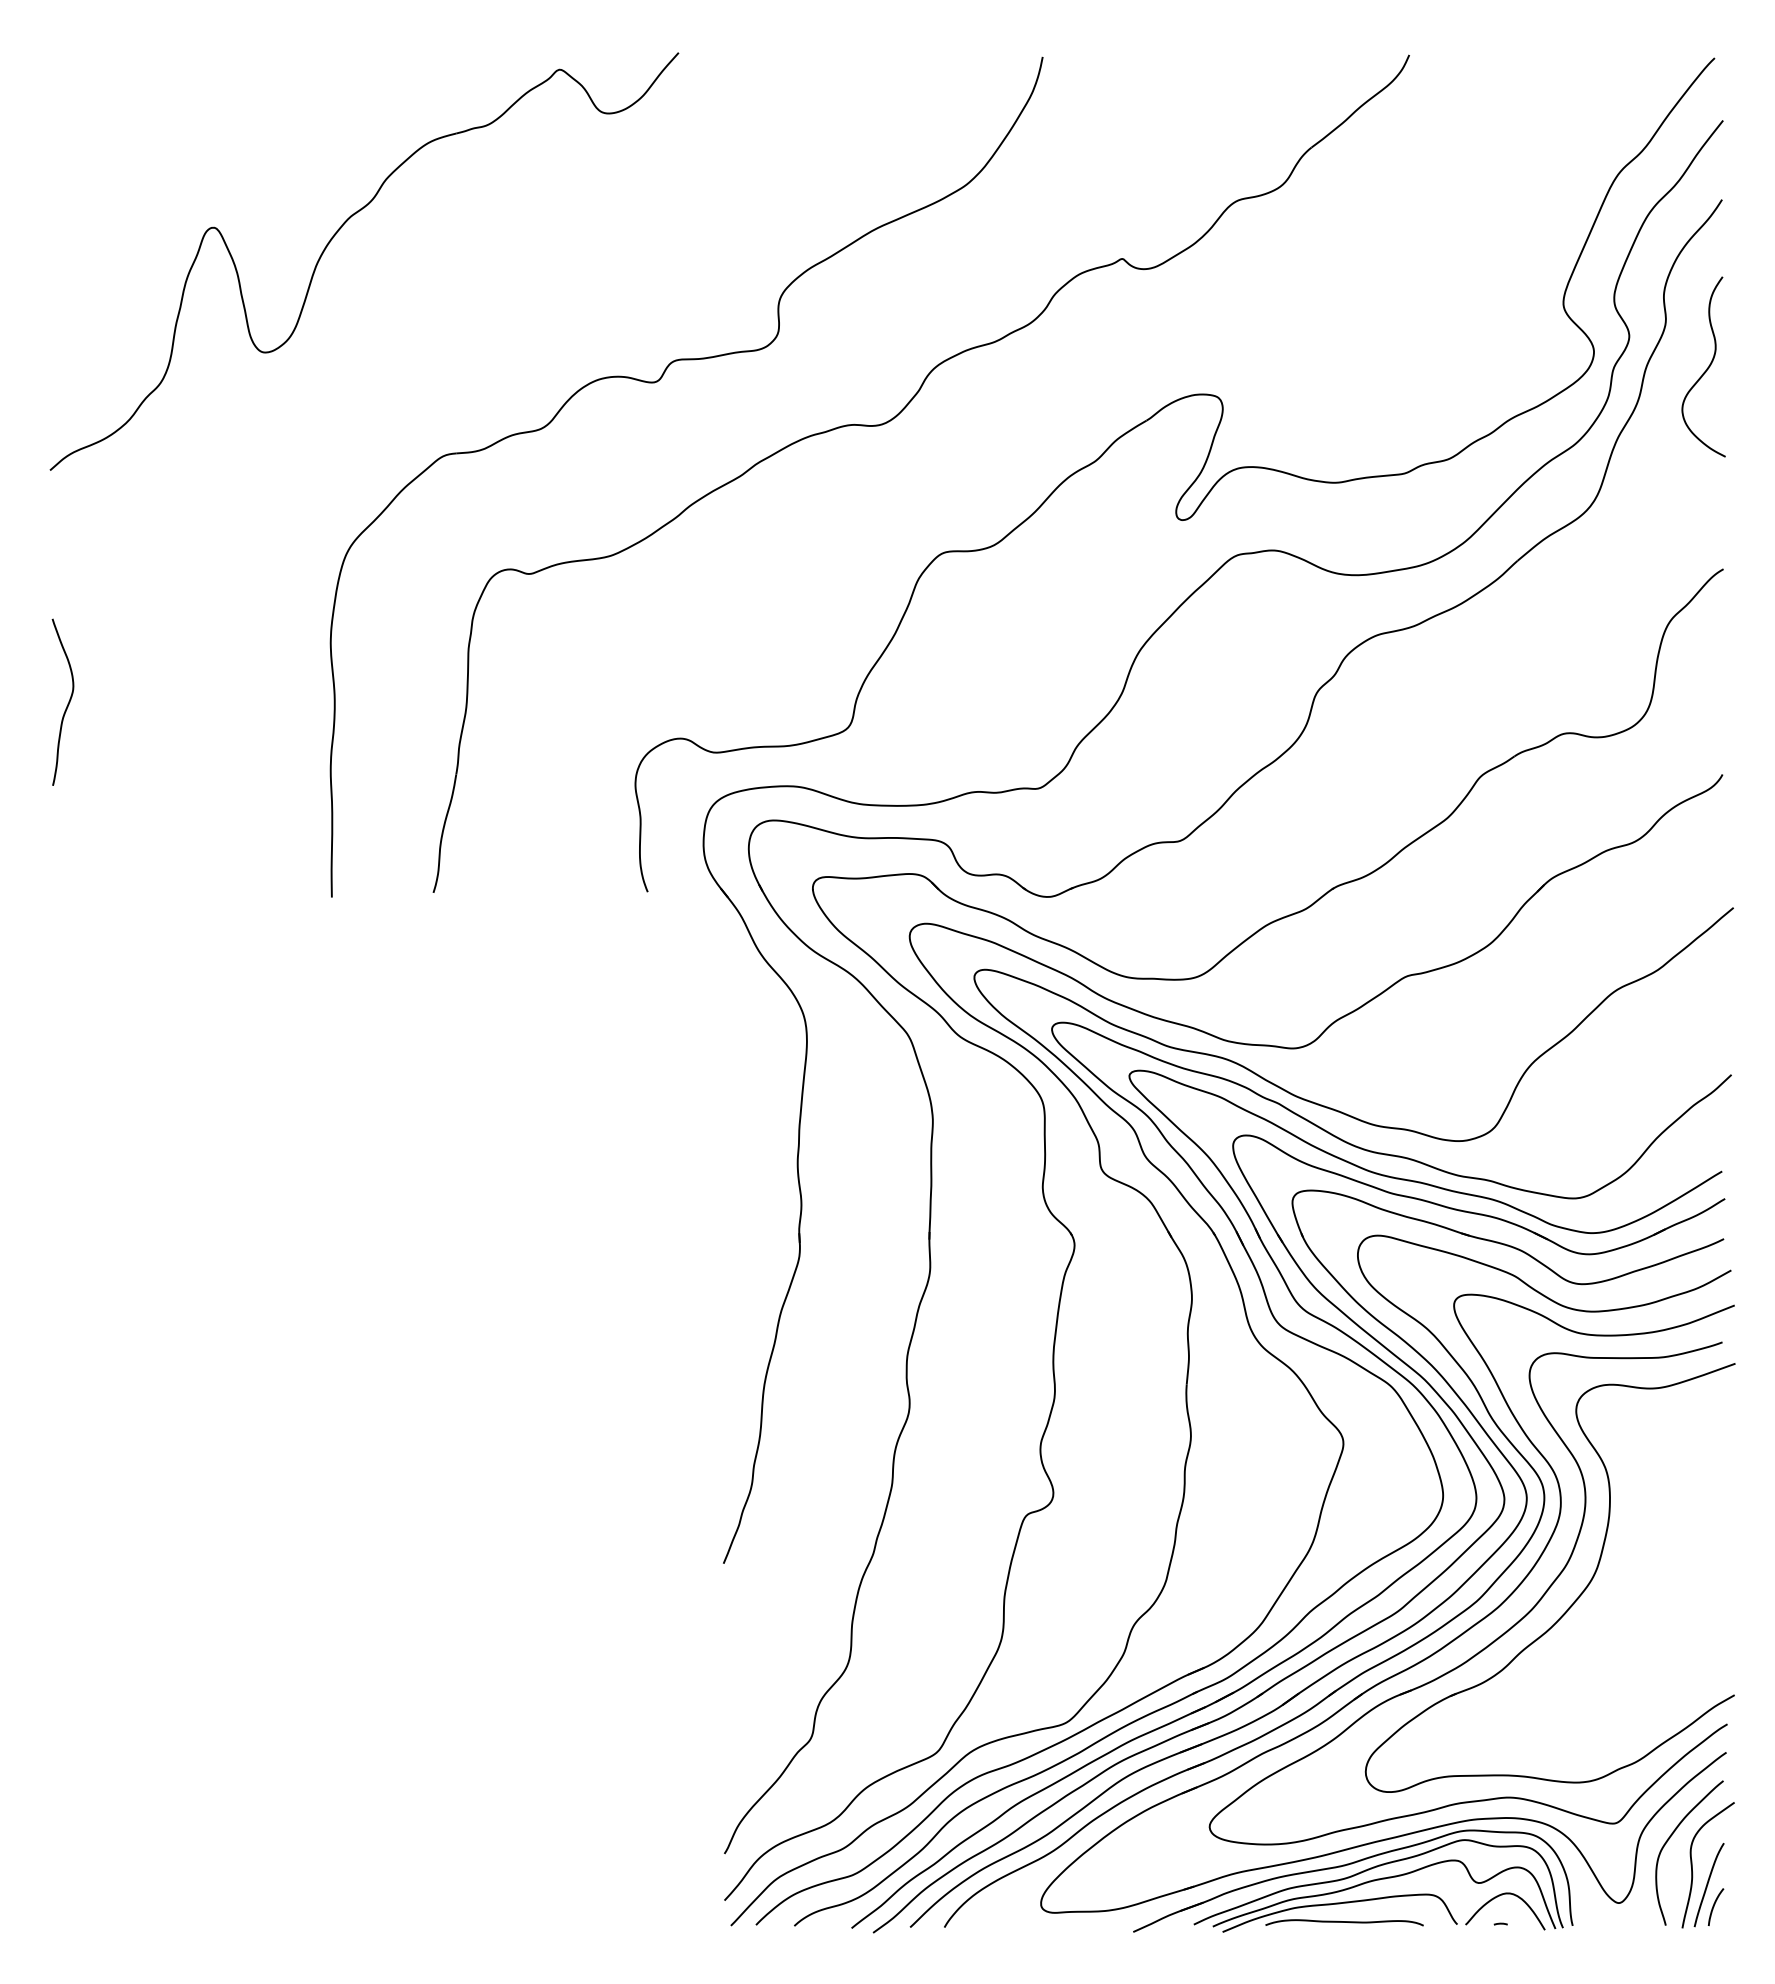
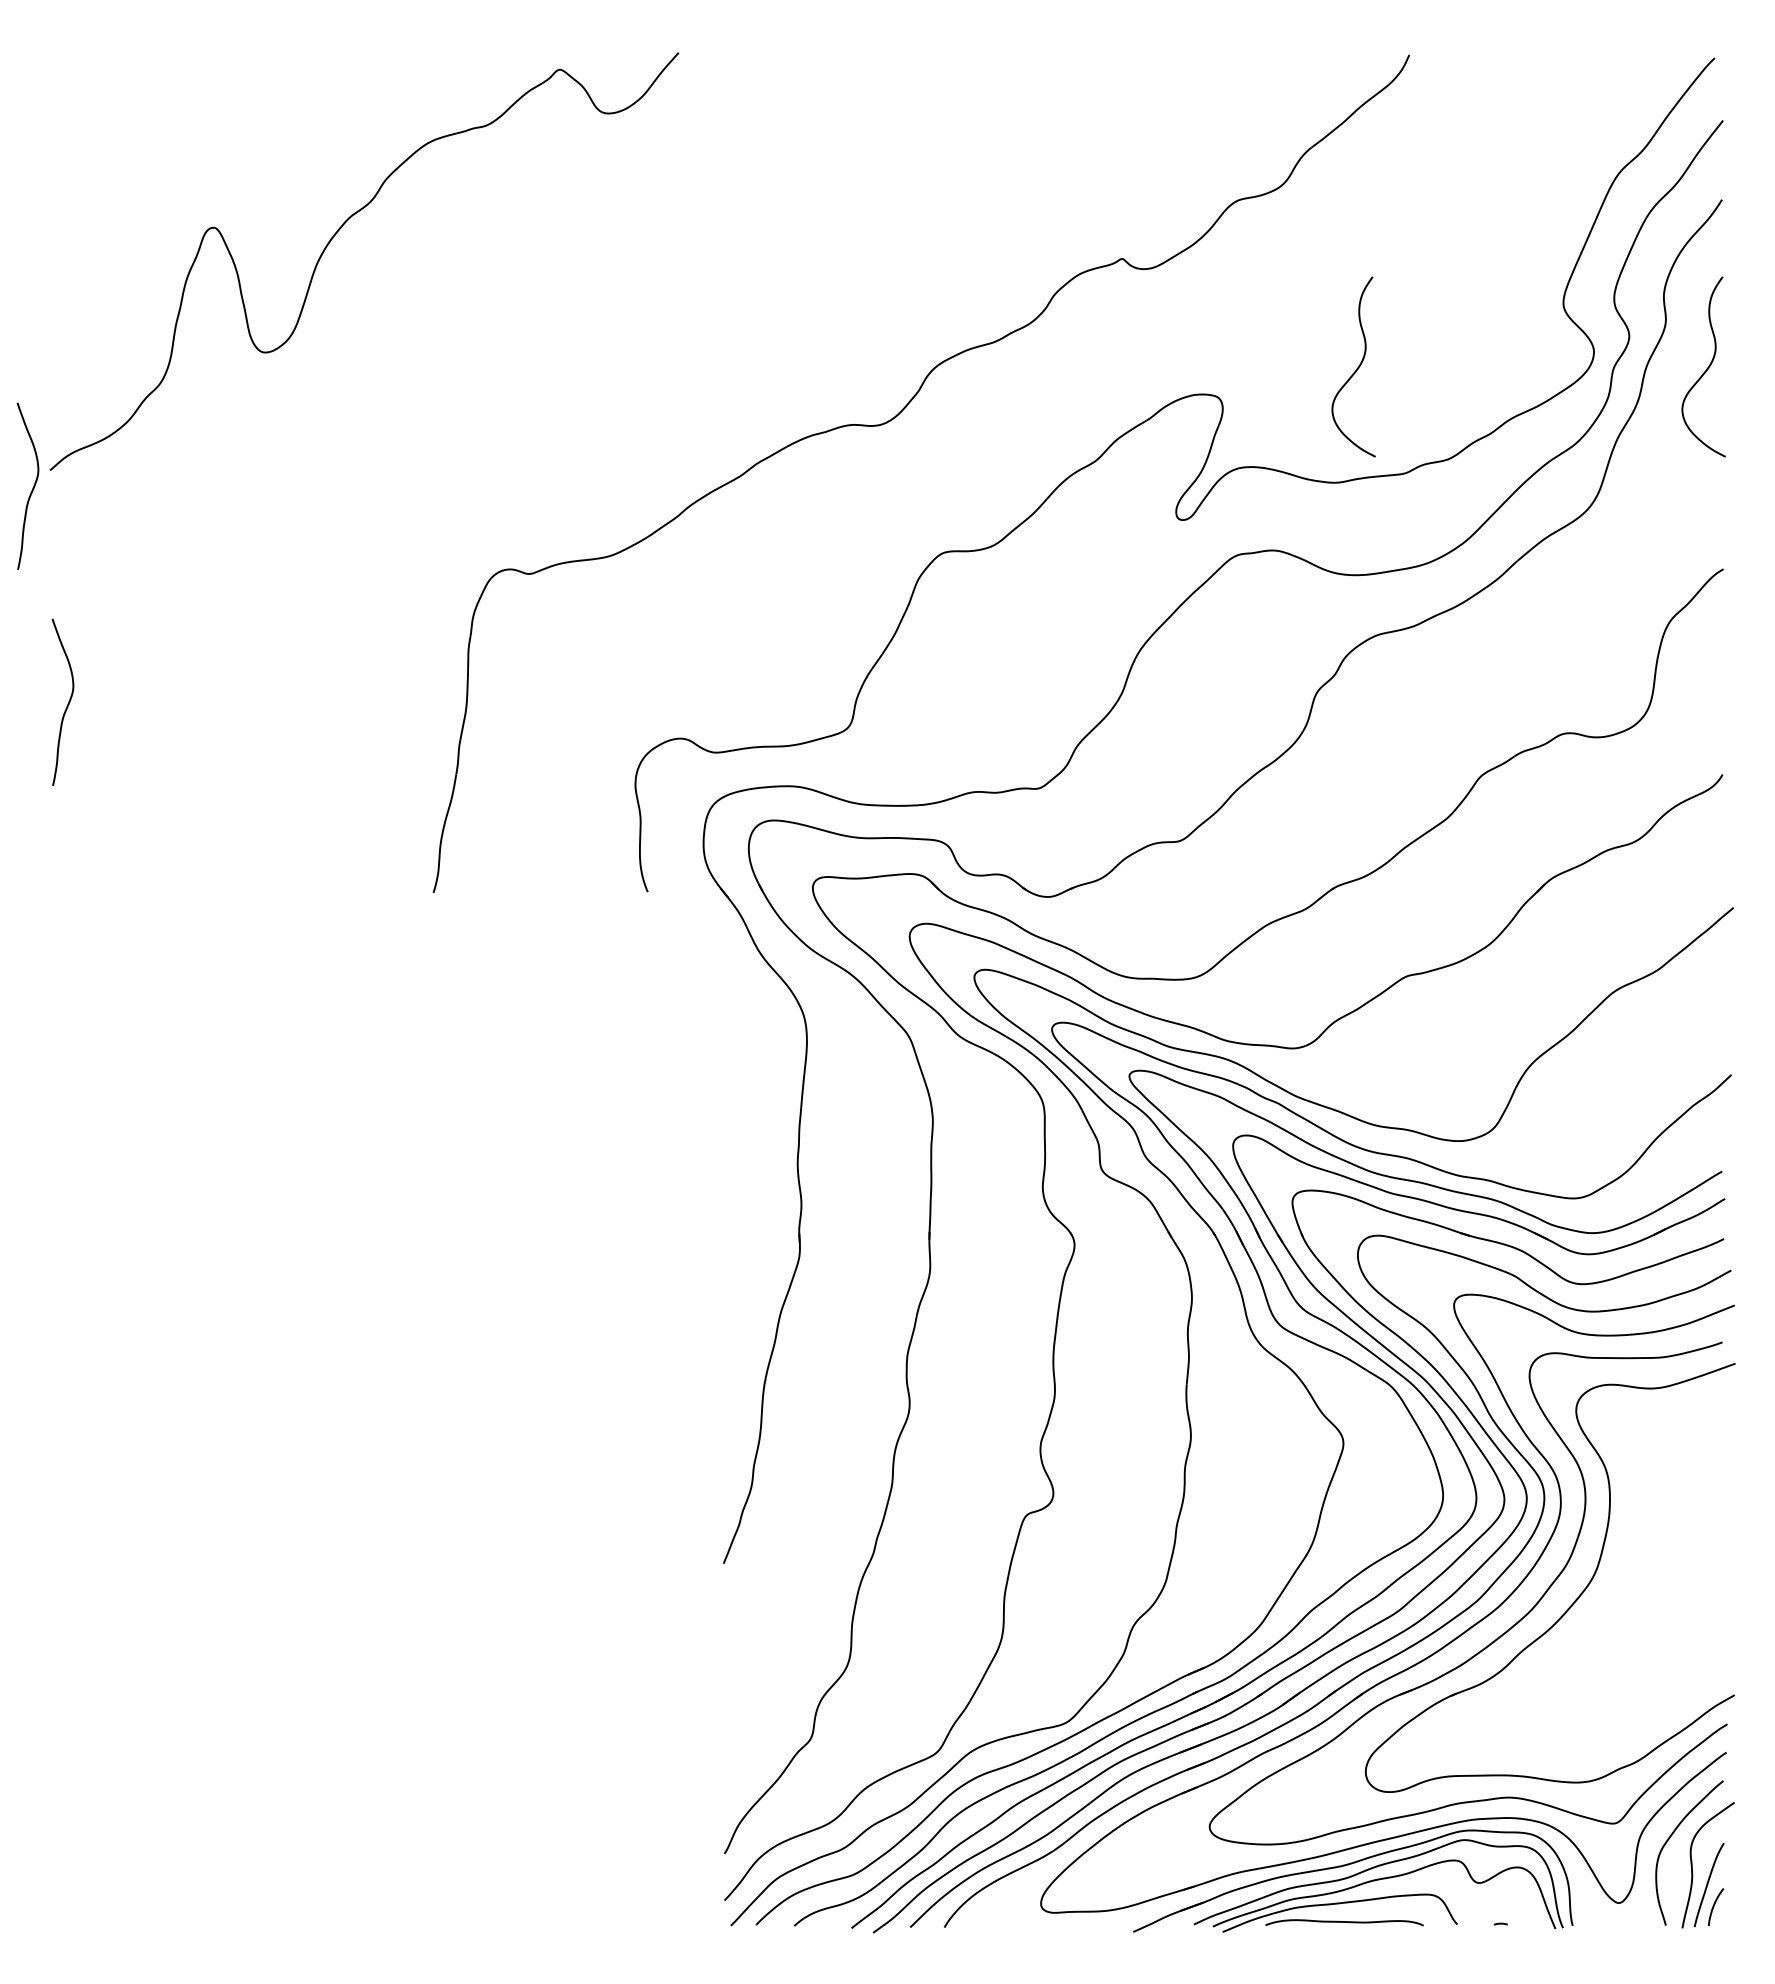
curve: none -> present (1356, 368)
part: present -> none (654, 383)
curve: none -> present (32, 487)
curve: present -> none (1497, 1897)
